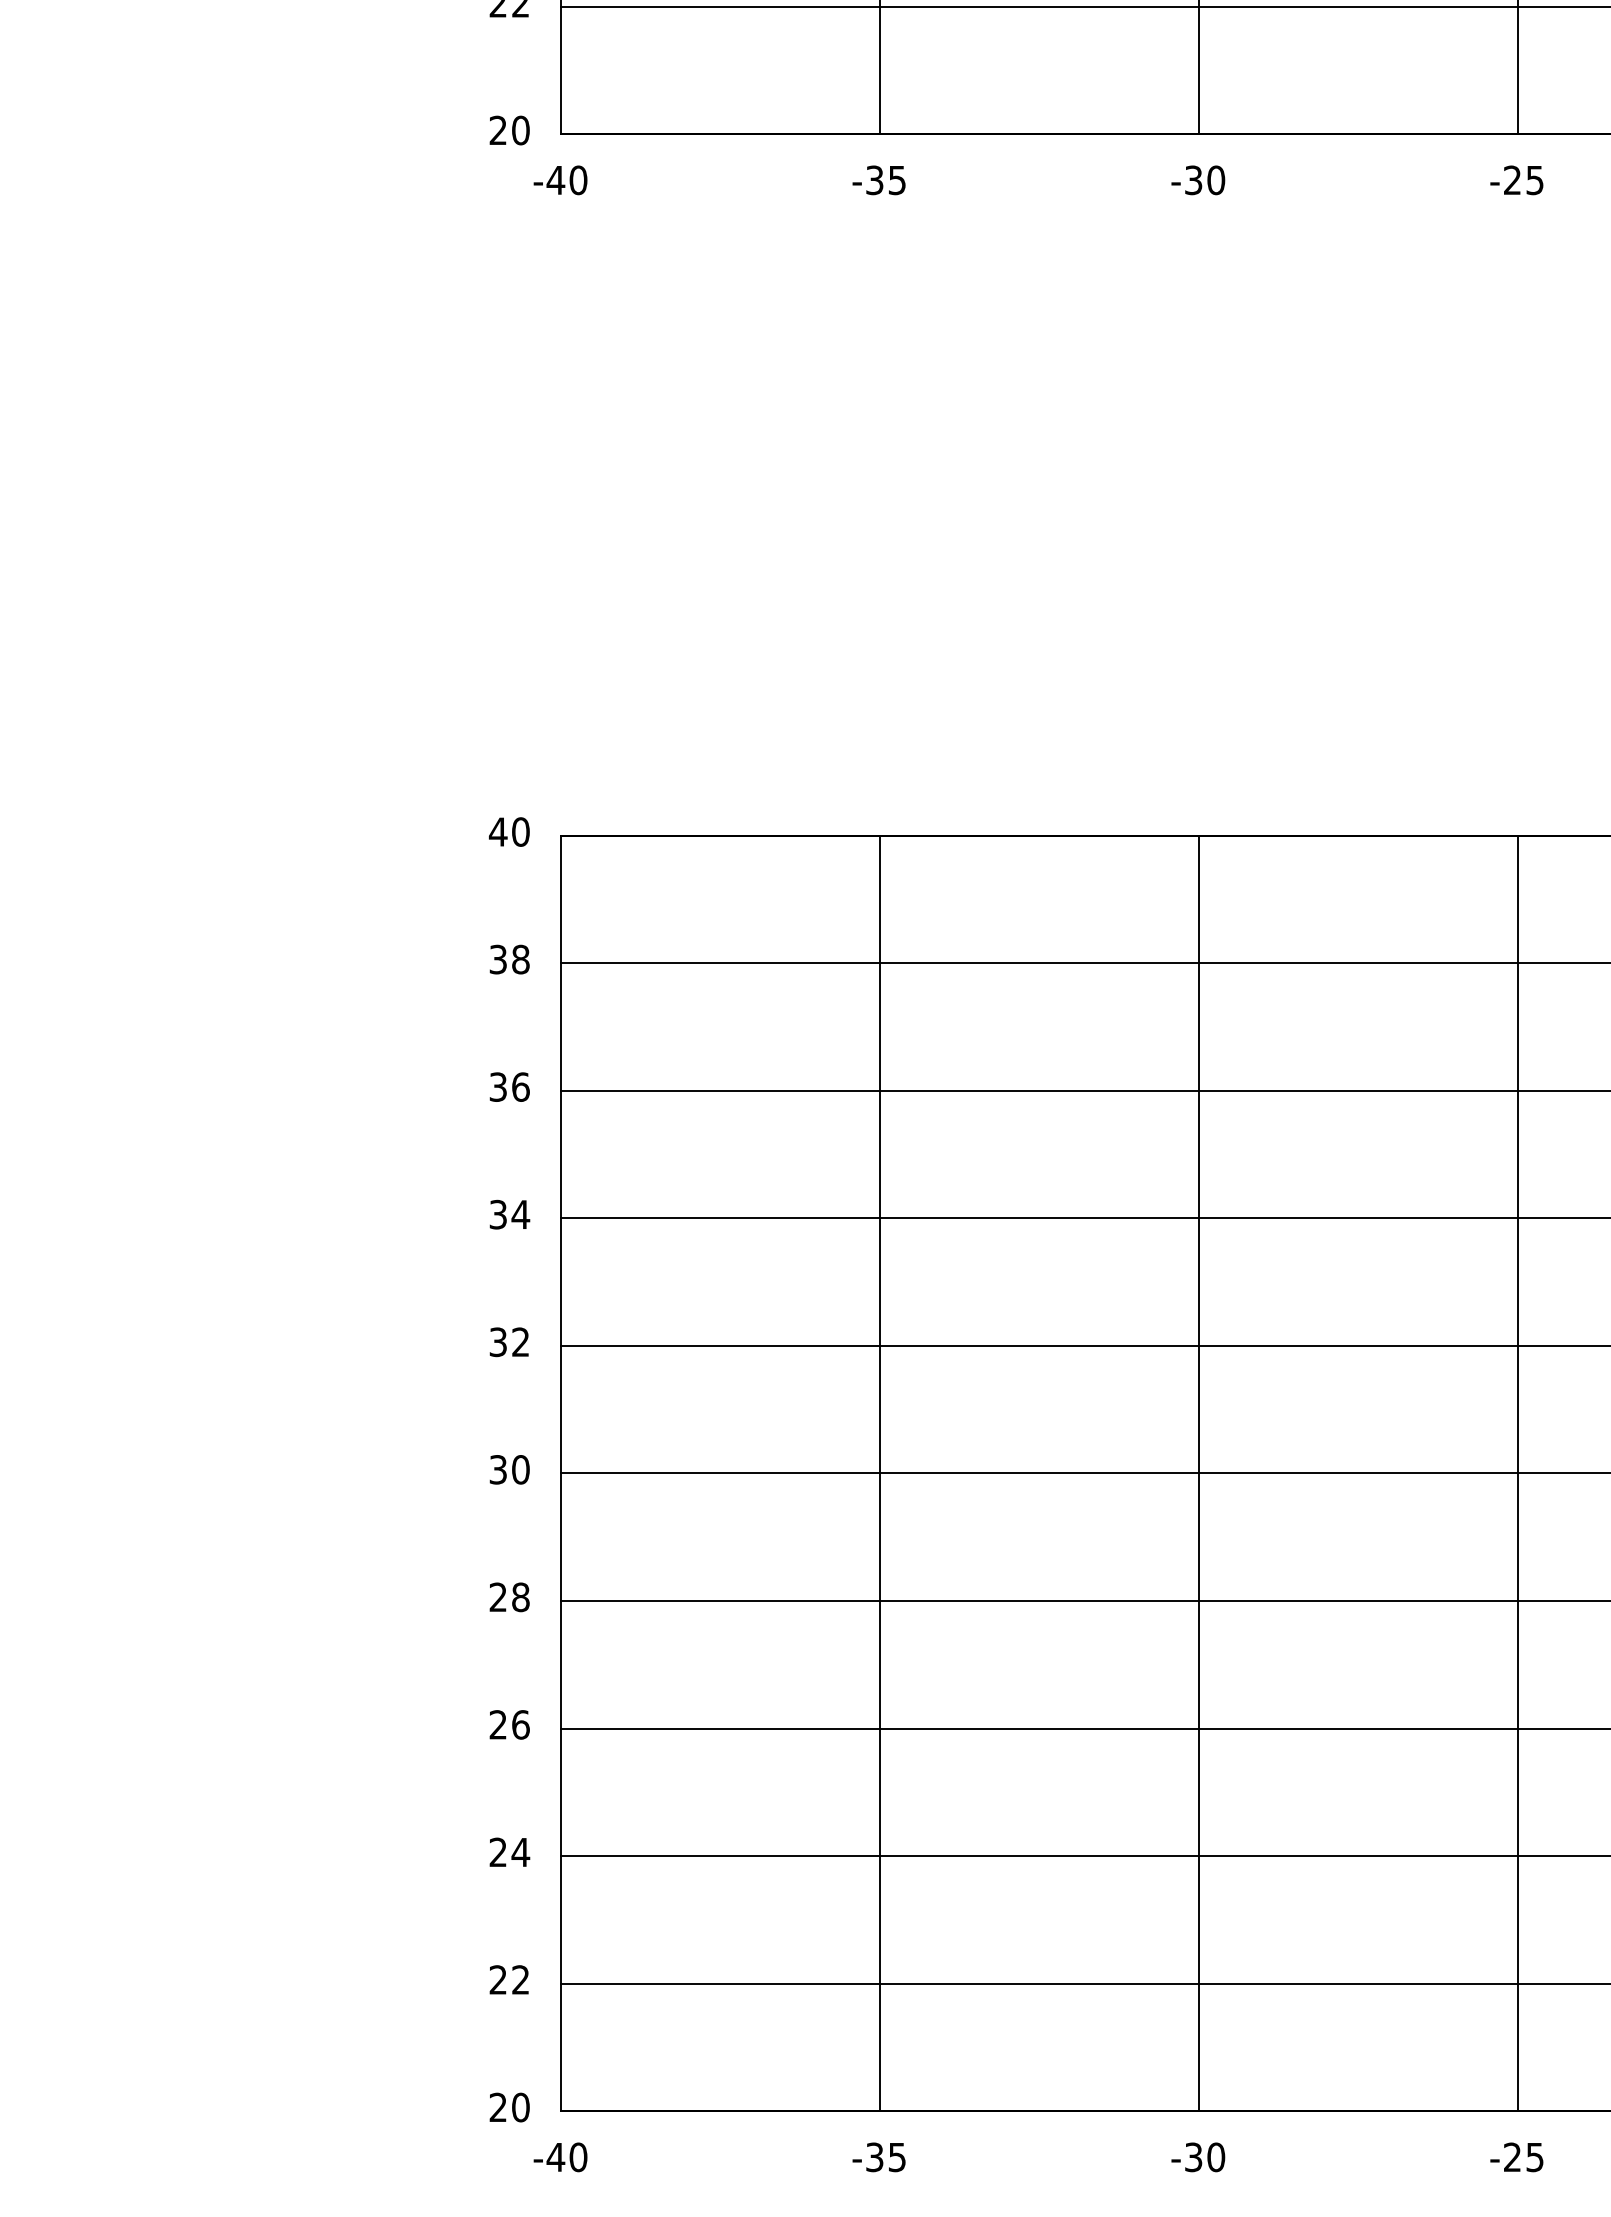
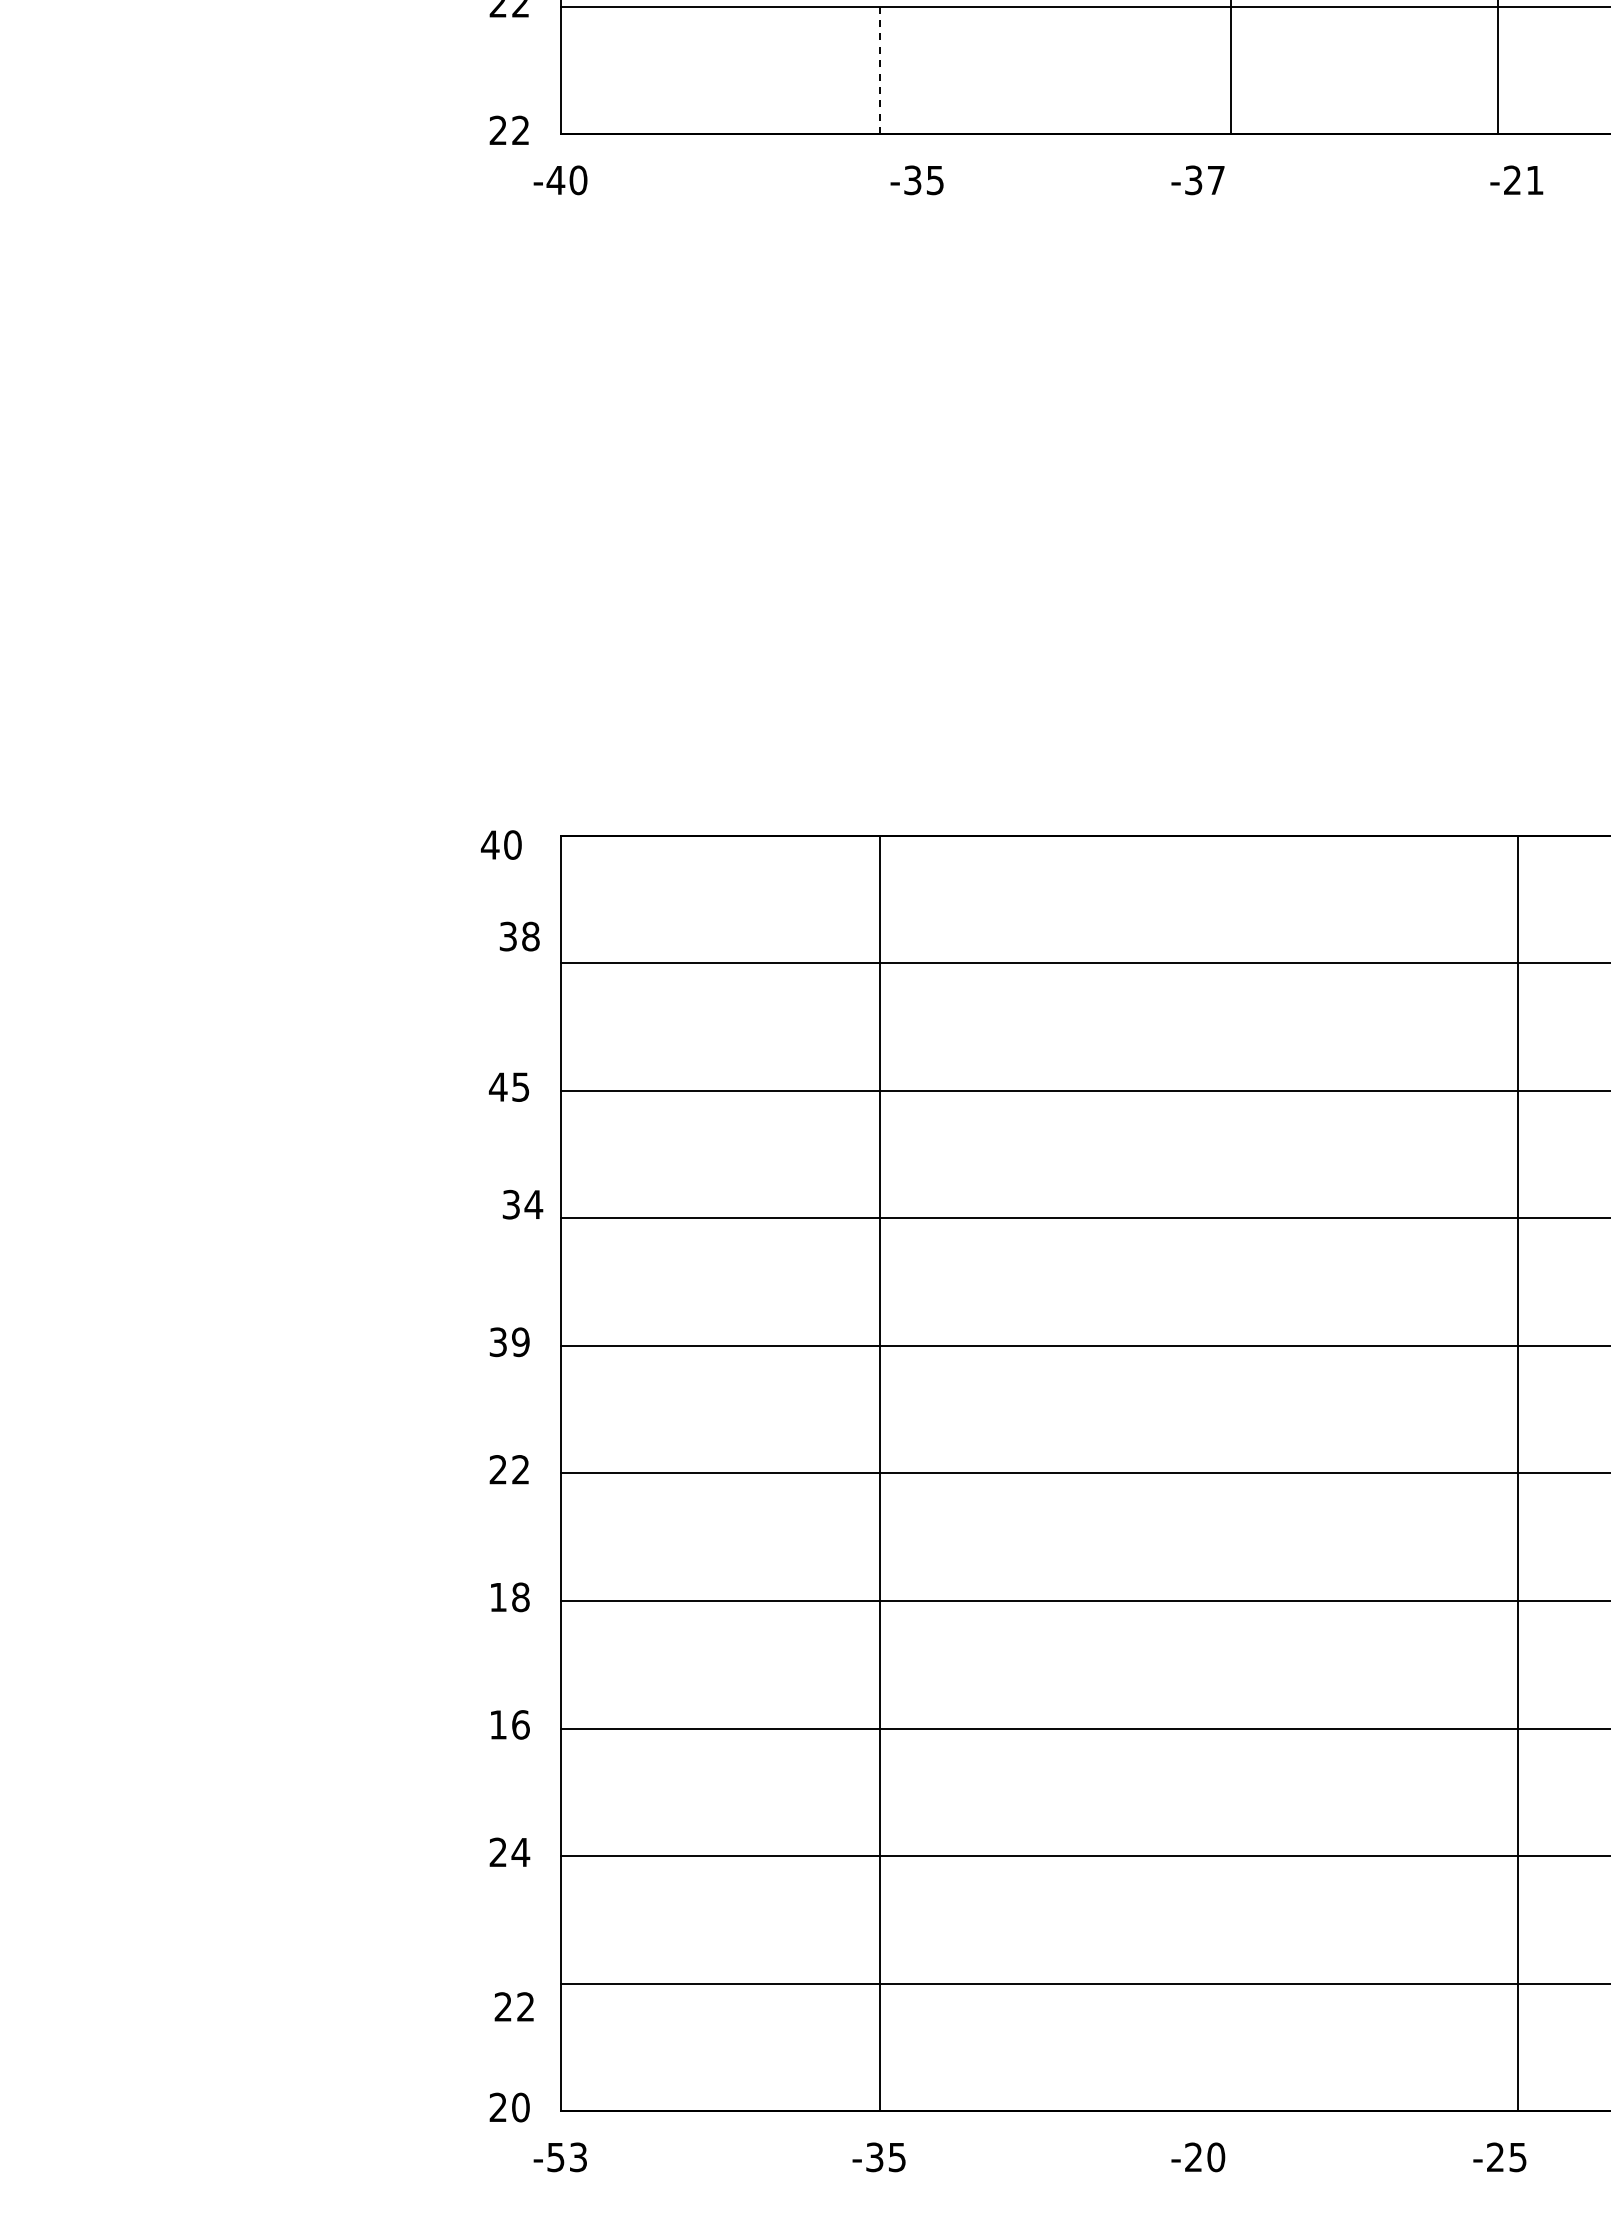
line: solid -> dashed (879, 67)
line position: (1198, 68) -> (1230, 68) (1230, 68)
line position: (1517, 68) -> (1497, 68) (1497, 68)
text: 20 -> 22 (520, 130)
text position: (878, 180) -> (916, 180) (916, 180)
text: -30 -> -37 (1216, 180)
text: -25 -> -21 (1534, 180)
text position: (509, 831) -> (501, 844) (501, 844)
text position: (509, 959) -> (519, 936) (519, 936)
text: 36 -> 45 (508, 1086)
text position: (509, 1214) -> (522, 1204) (522, 1204)
text: 32 -> 39 (520, 1342)
text: 30 -> 22 (509, 1469)
line: present -> none (1198, 1473)
text: 28 -> 18 (497, 1596)
text: 26 -> 16 (497, 1724)
text position: (508, 1979) -> (513, 2006) (513, 2006)
text: -40 -> -53 (566, 2157)
text: -30 -> -20 (1193, 2157)
text position: (1516, 2157) -> (1499, 2157) (1499, 2157)
